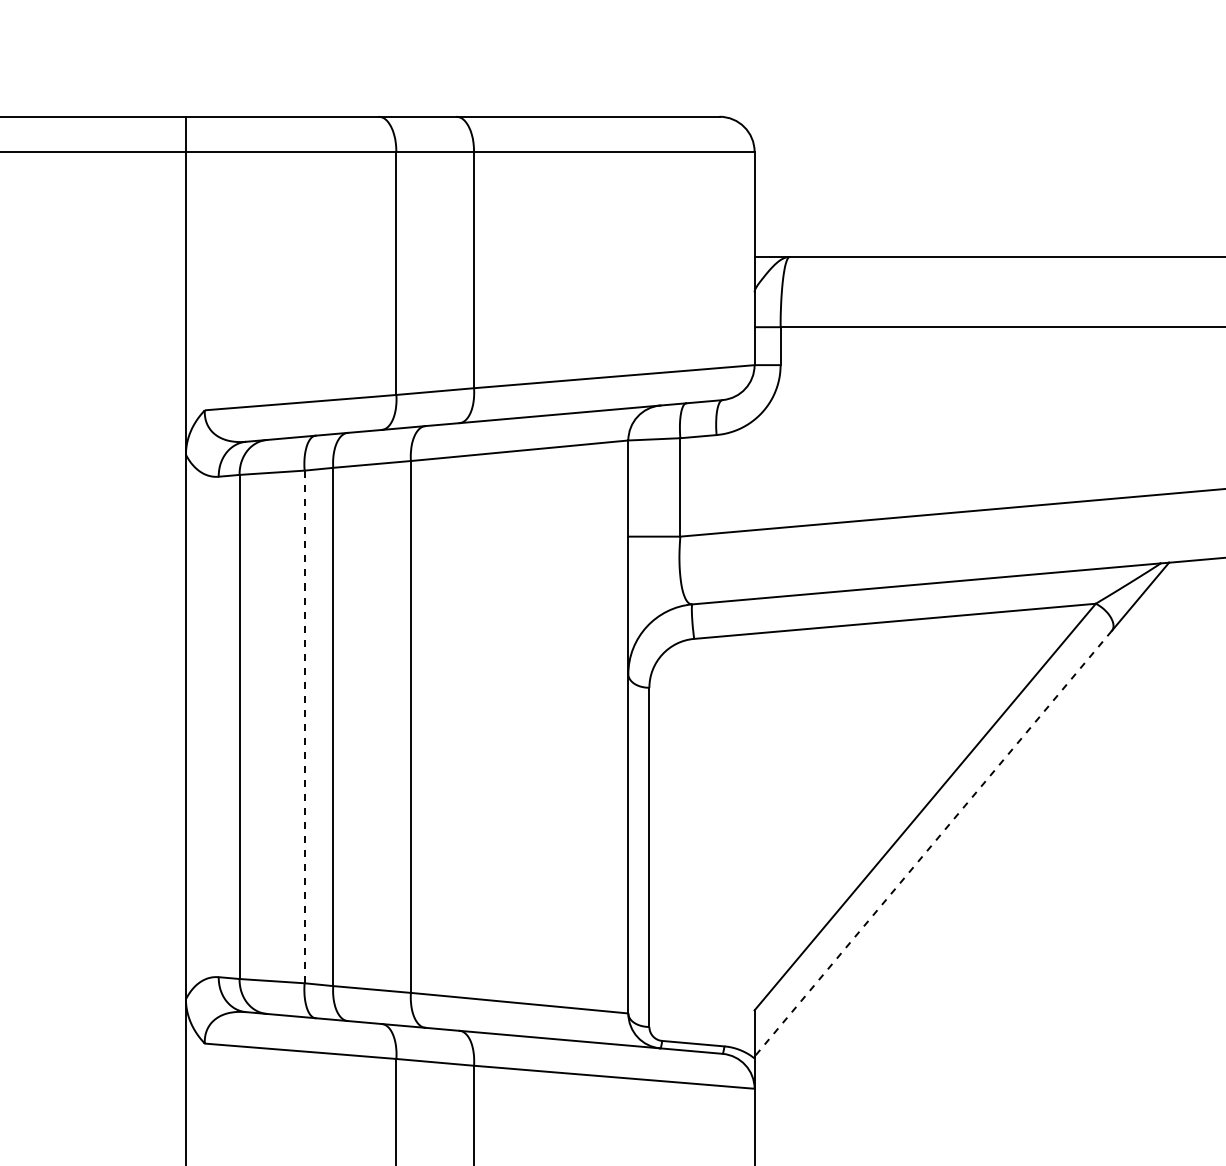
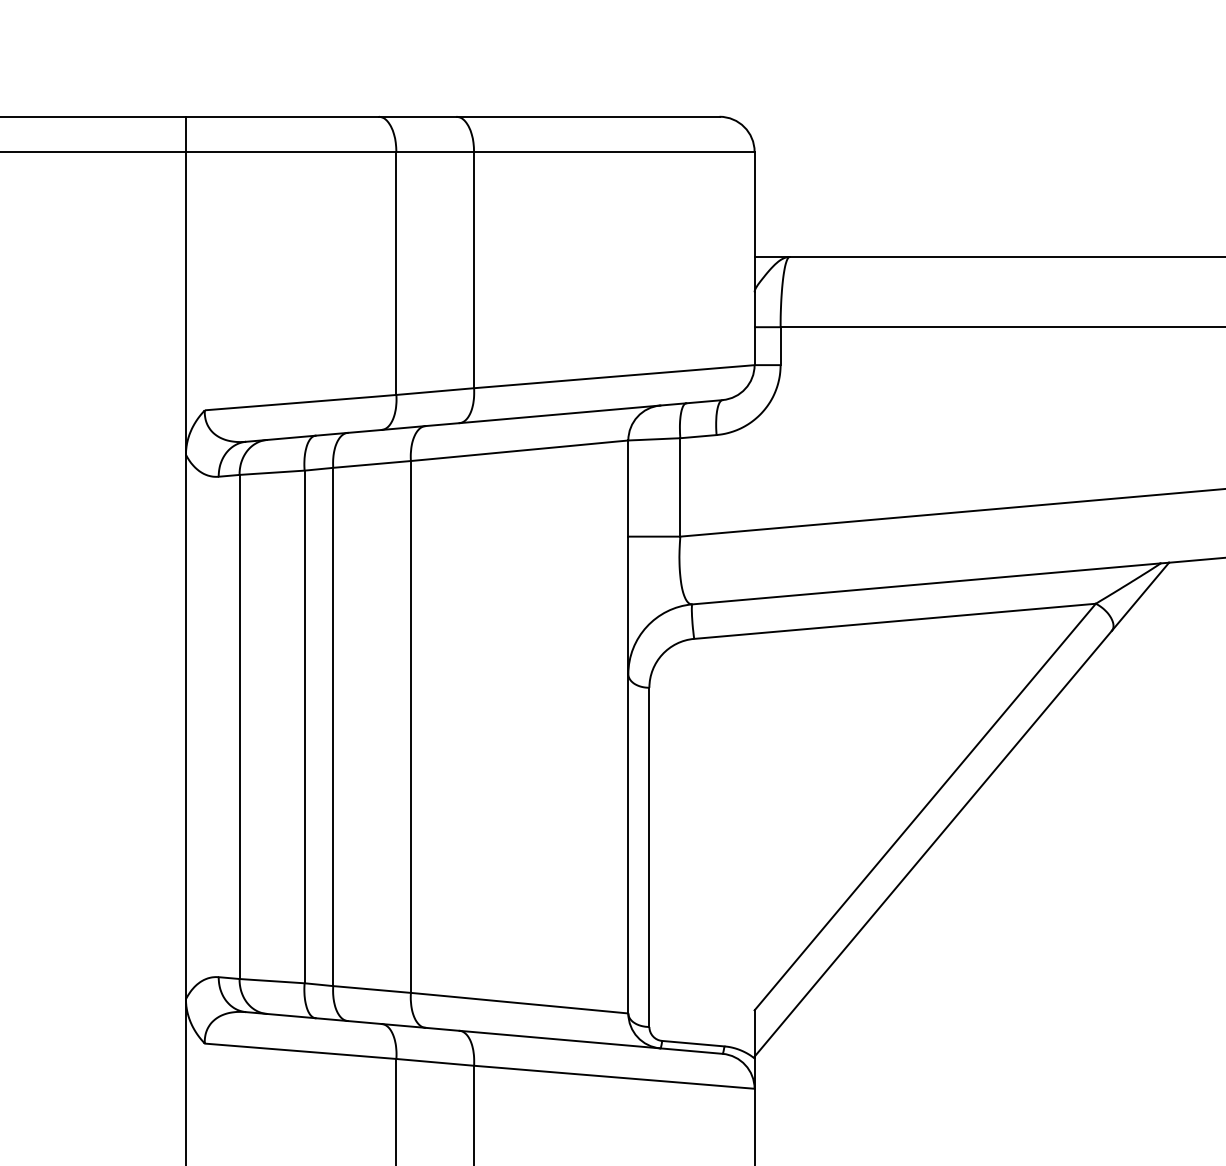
line: dashed -> solid (304, 726)
line: dashed -> solid (933, 843)
